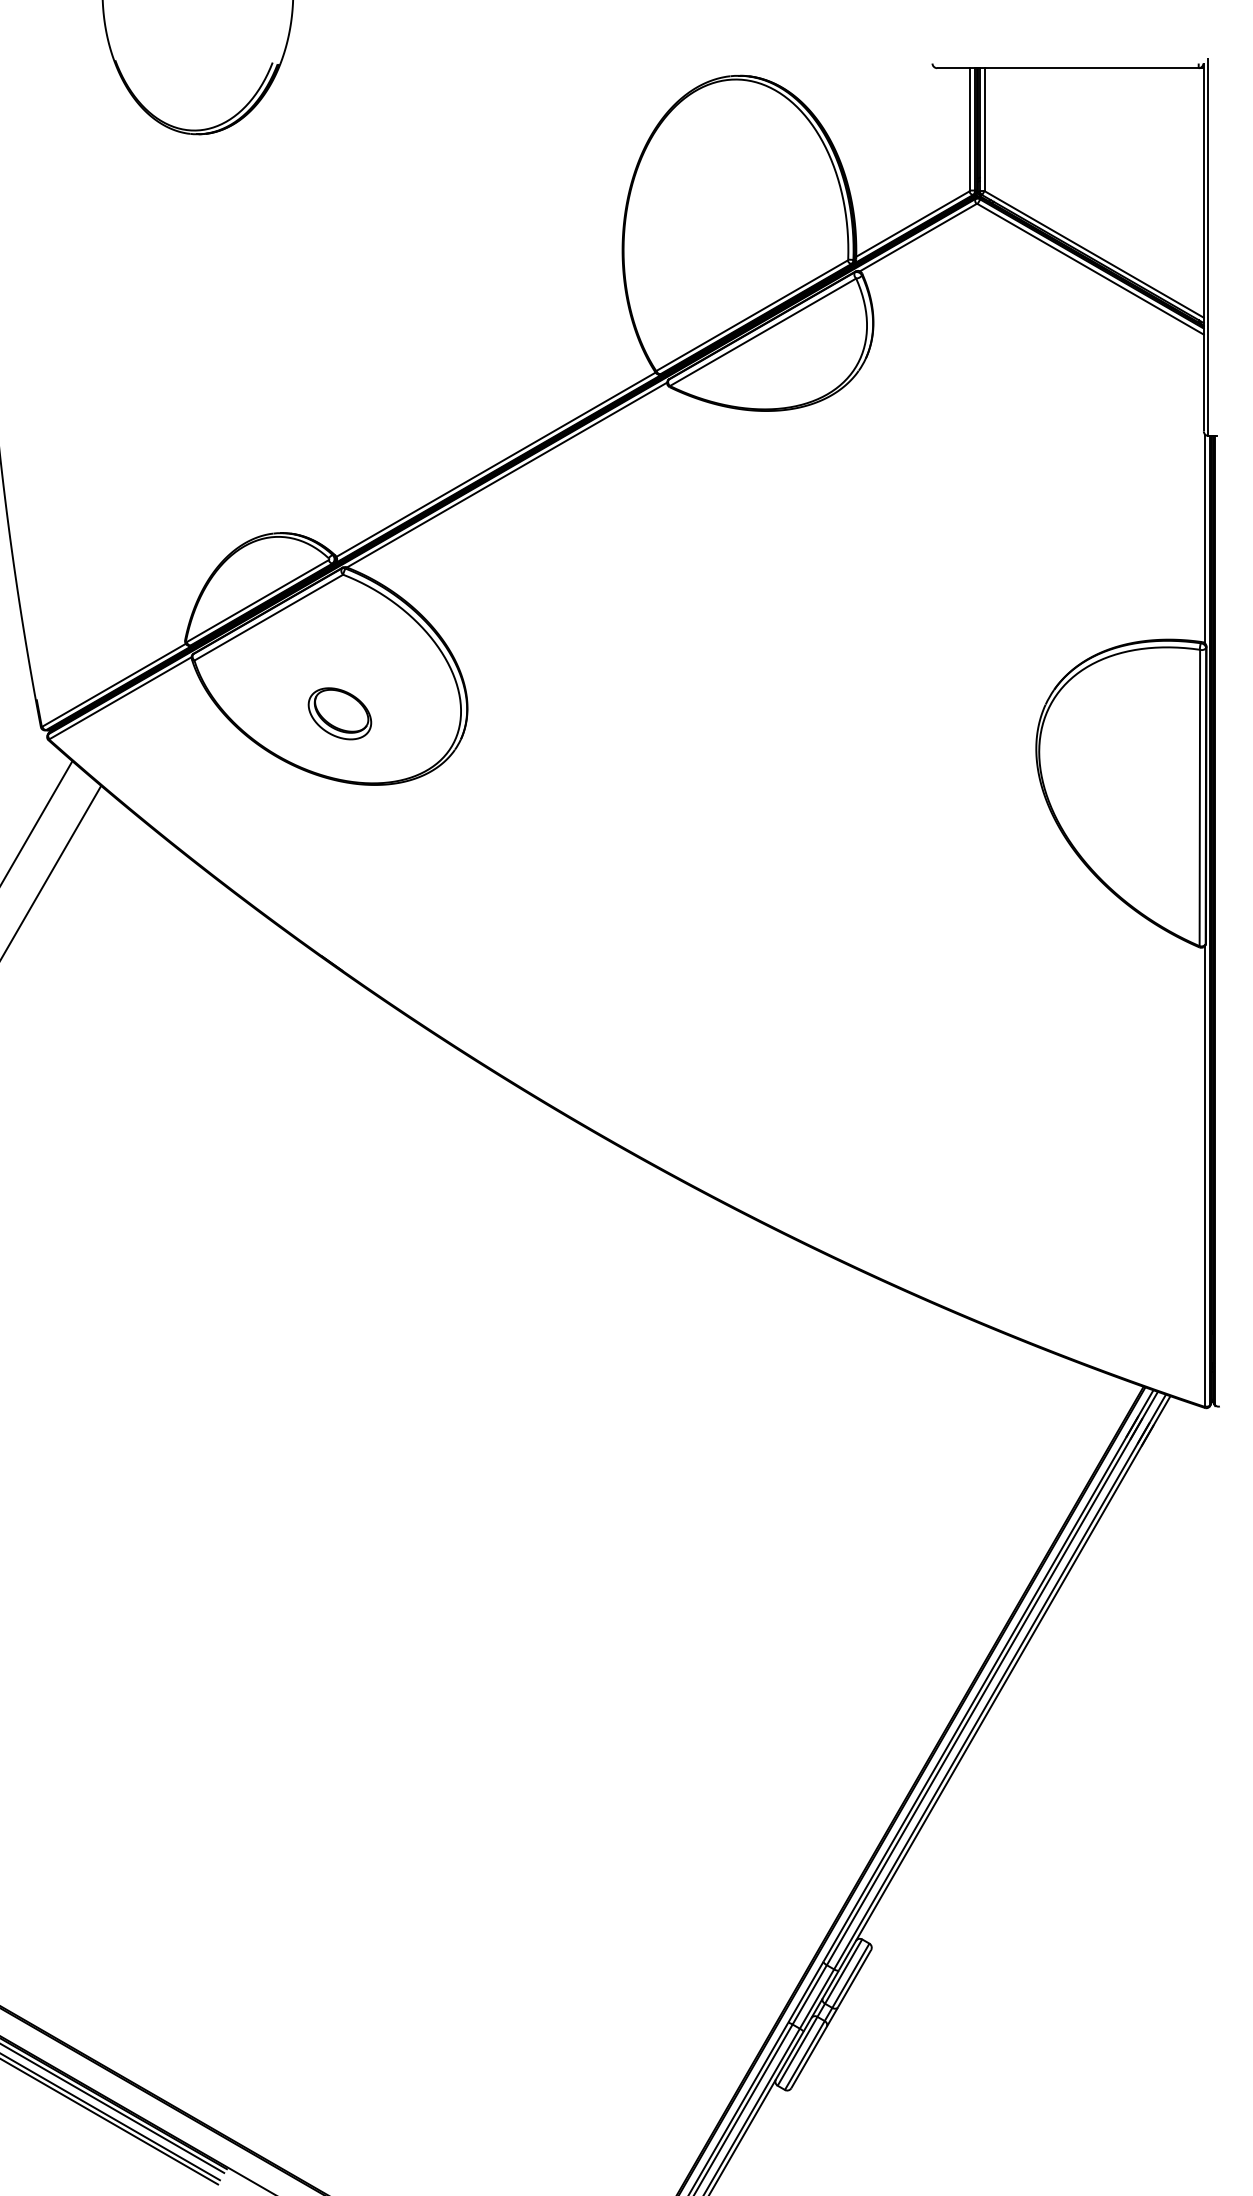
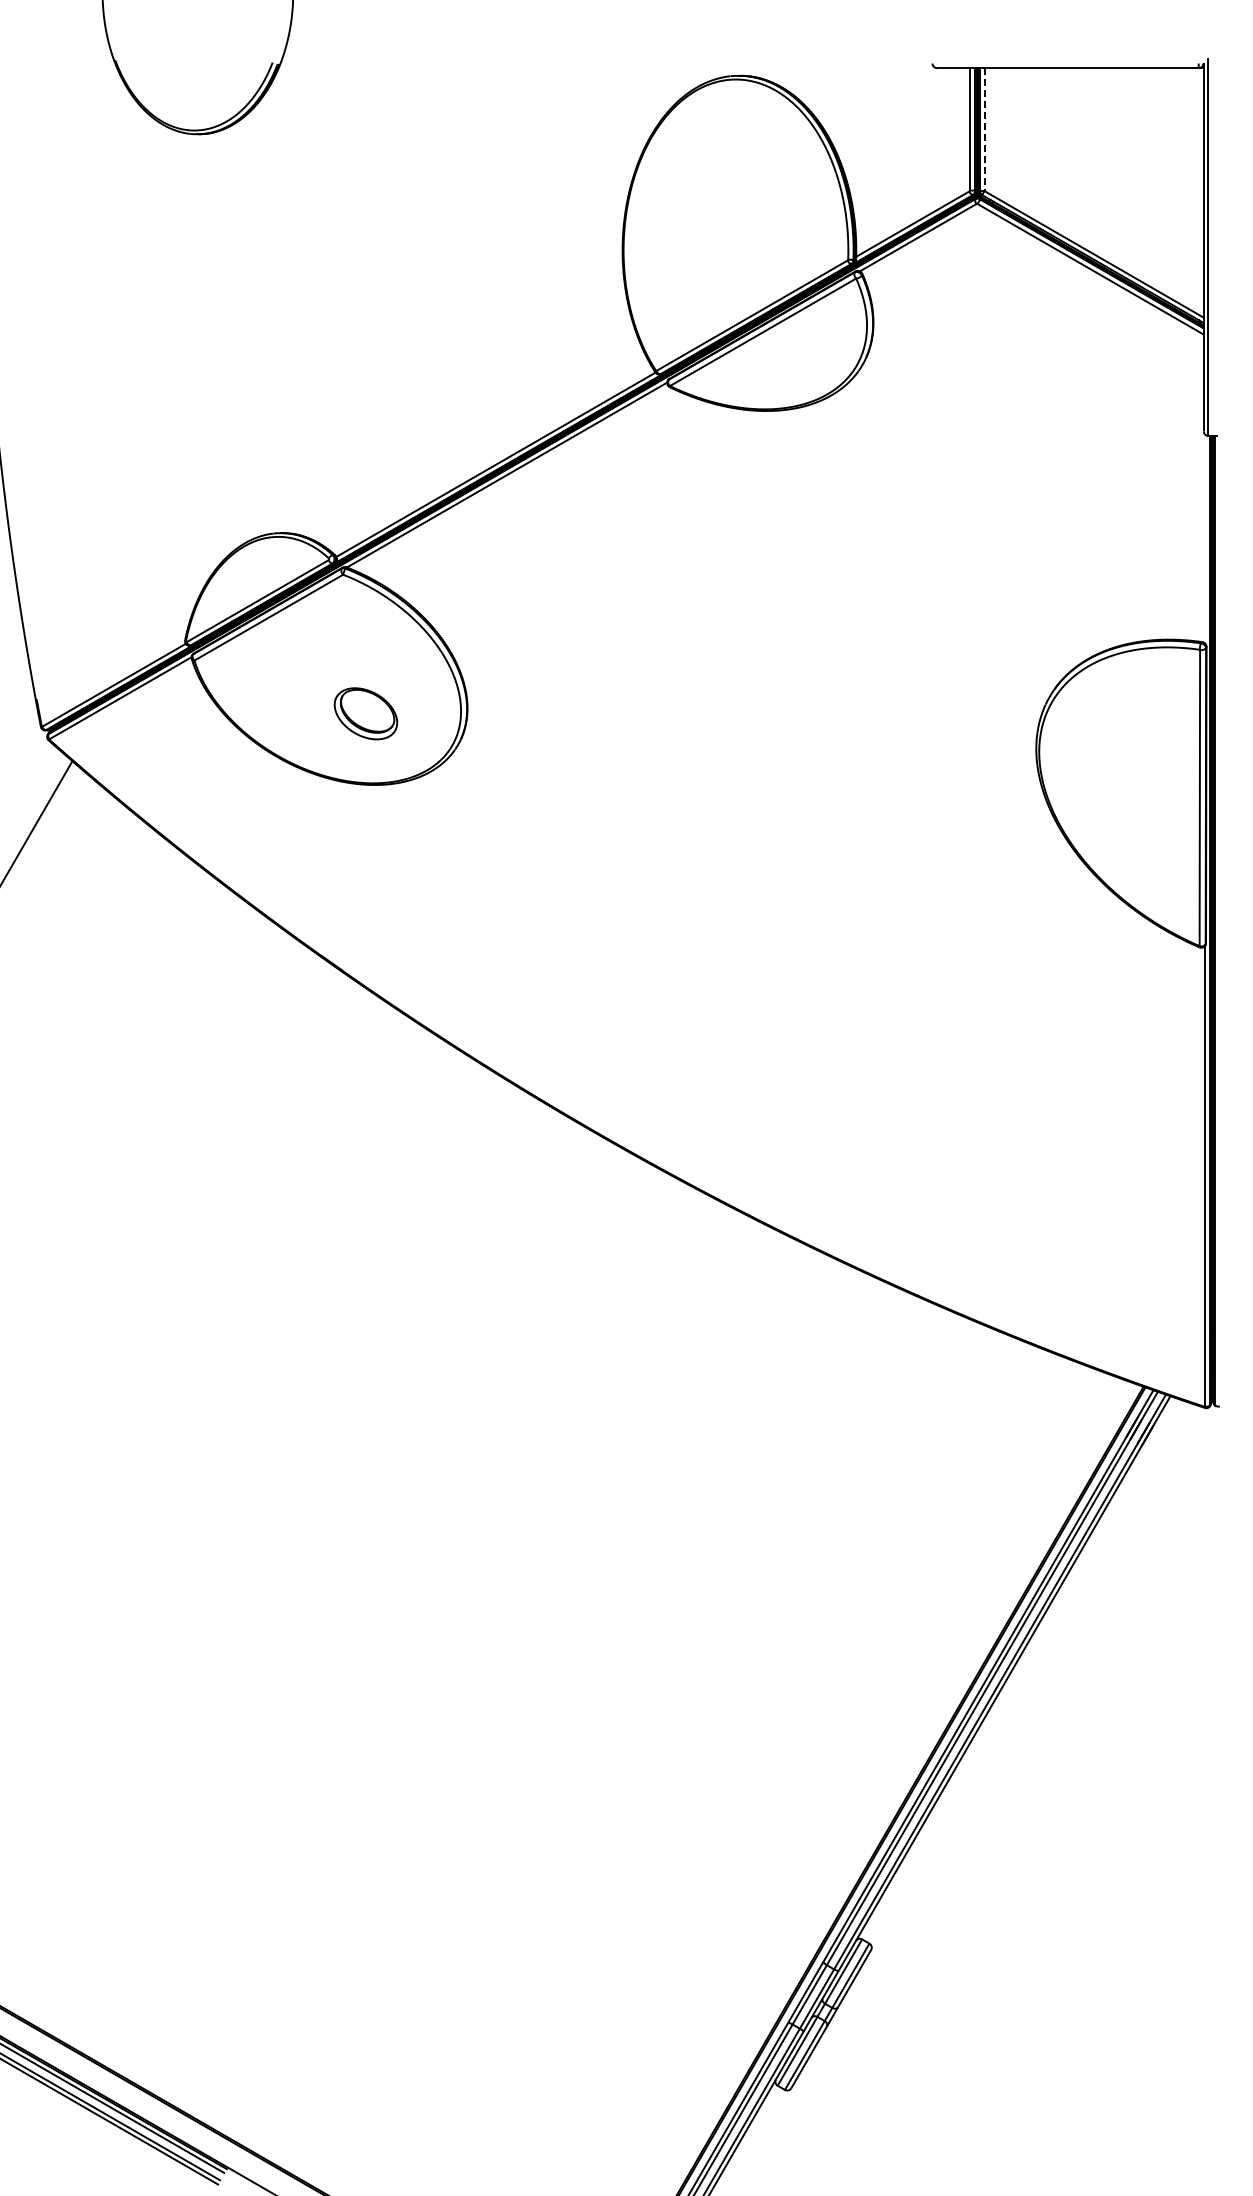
line: solid -> dashed (984, 130)
line: present -> none (1205, 538)
part position: (339, 713) -> (365, 713) (365, 713)
line: present -> none (51, 871)
